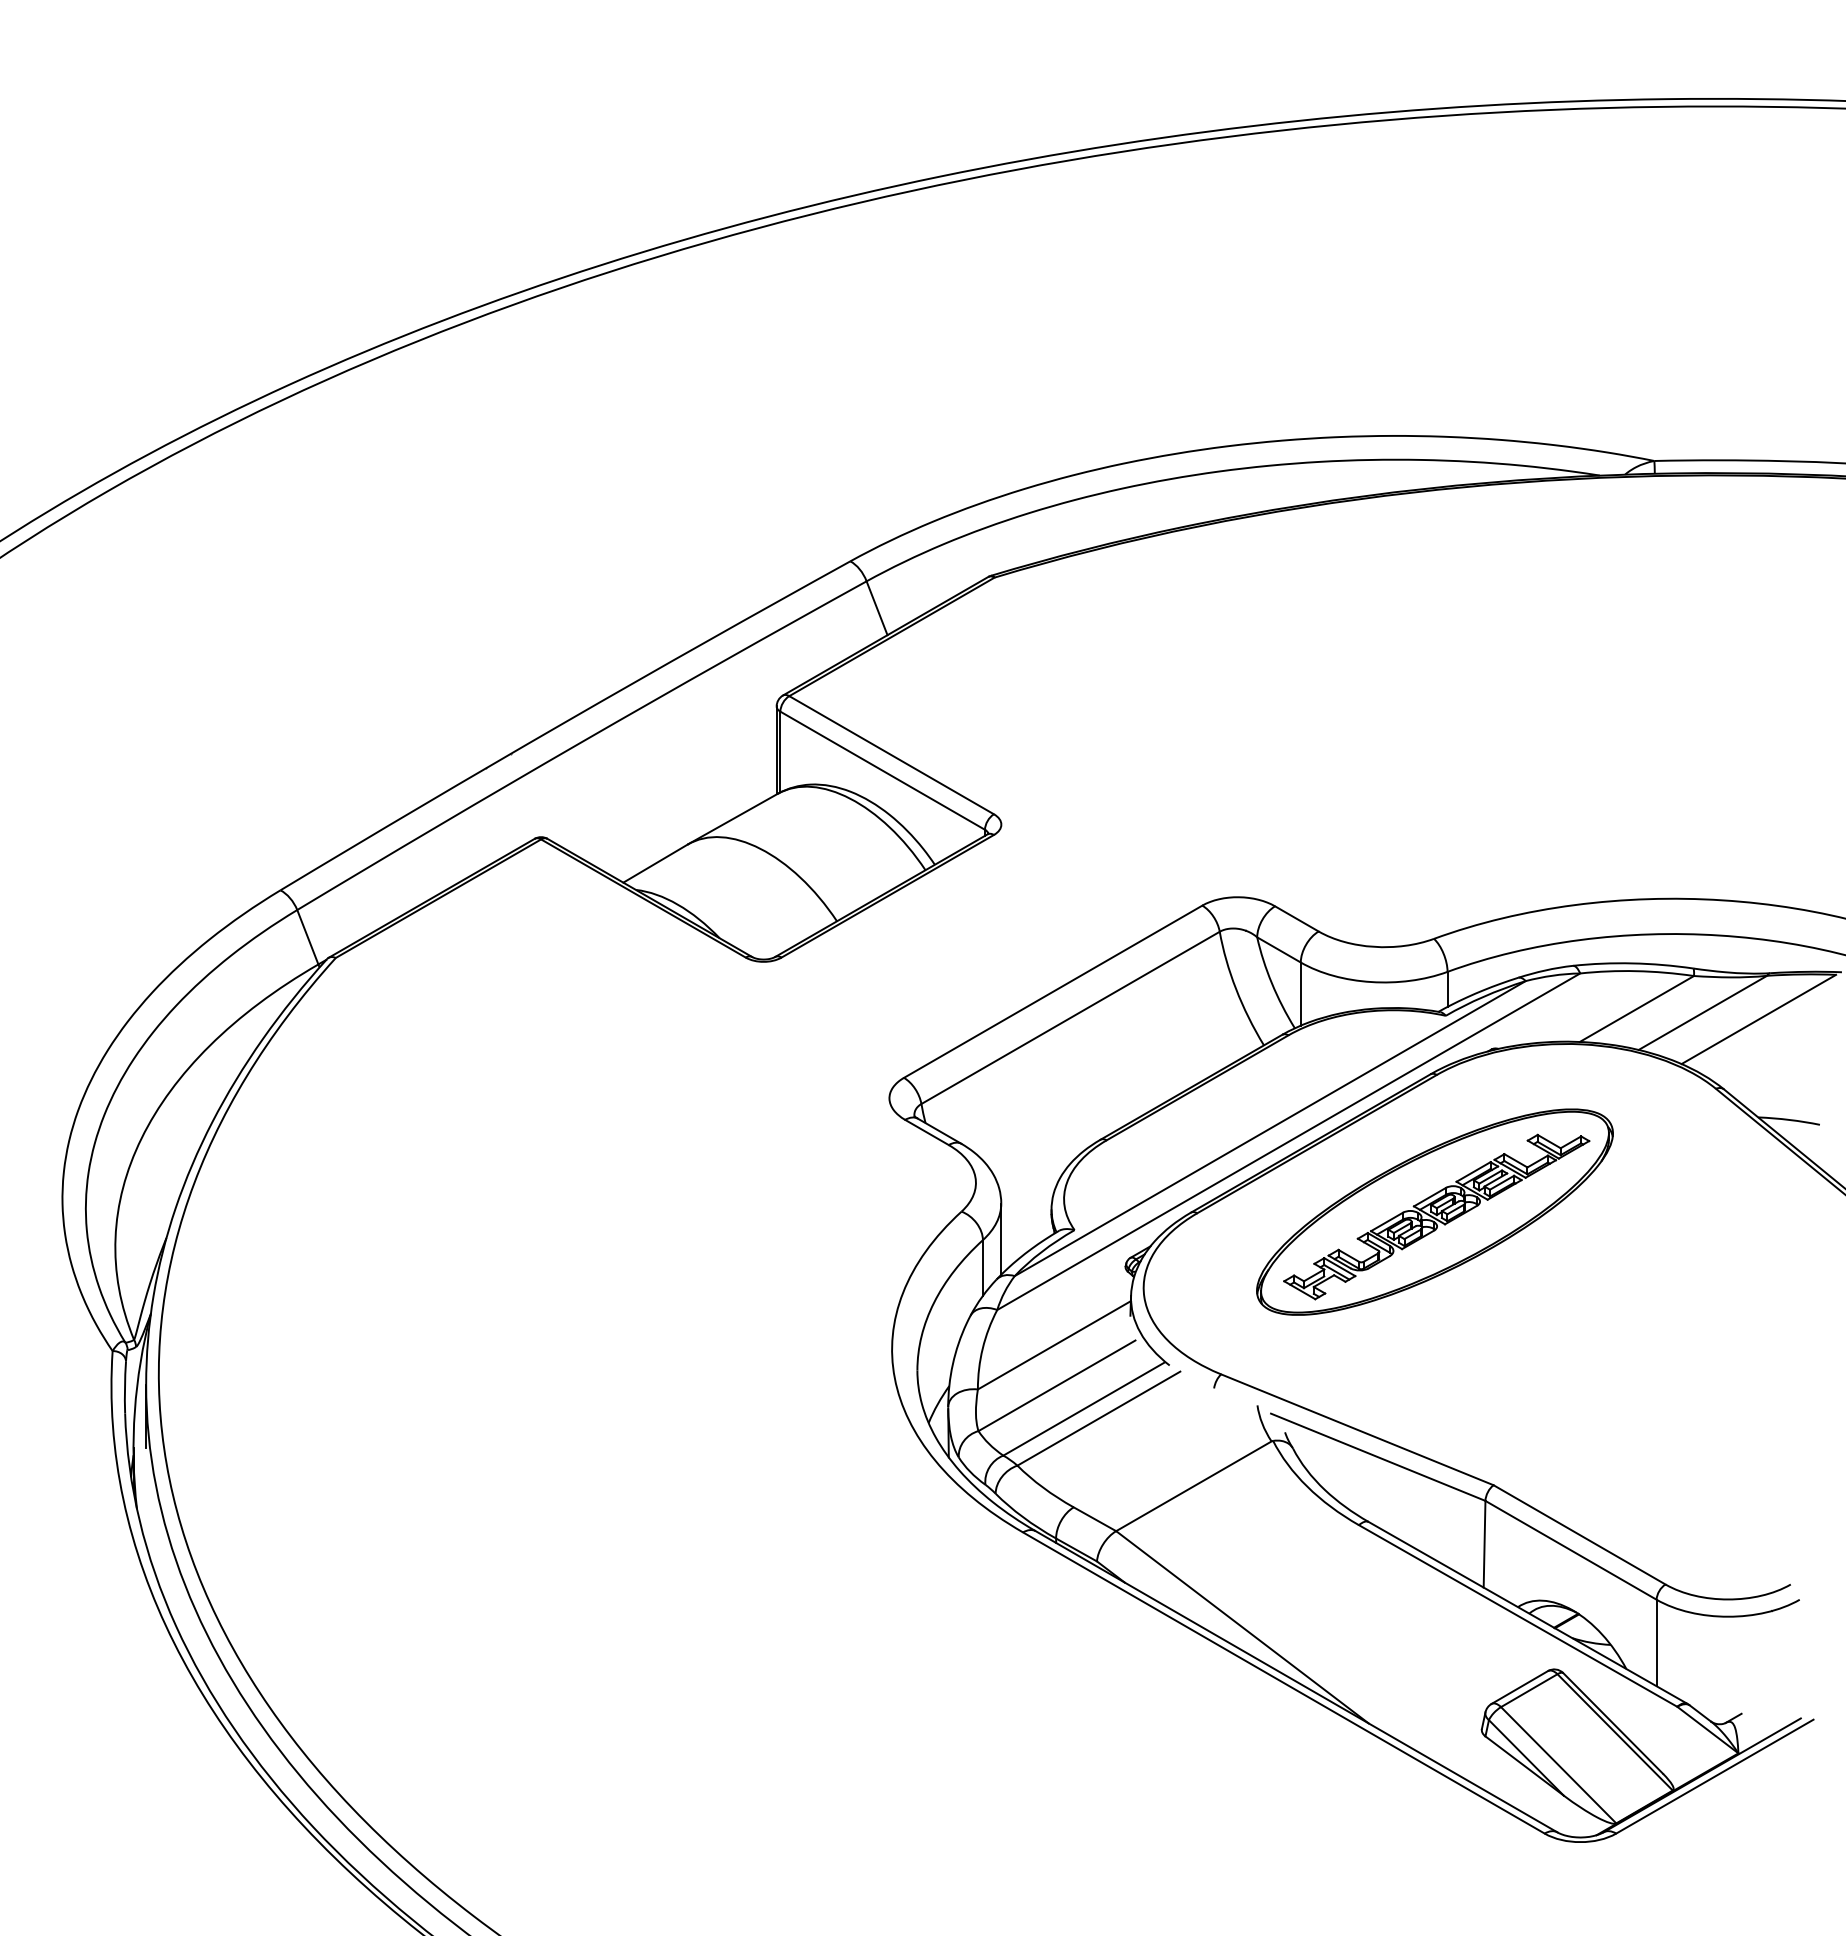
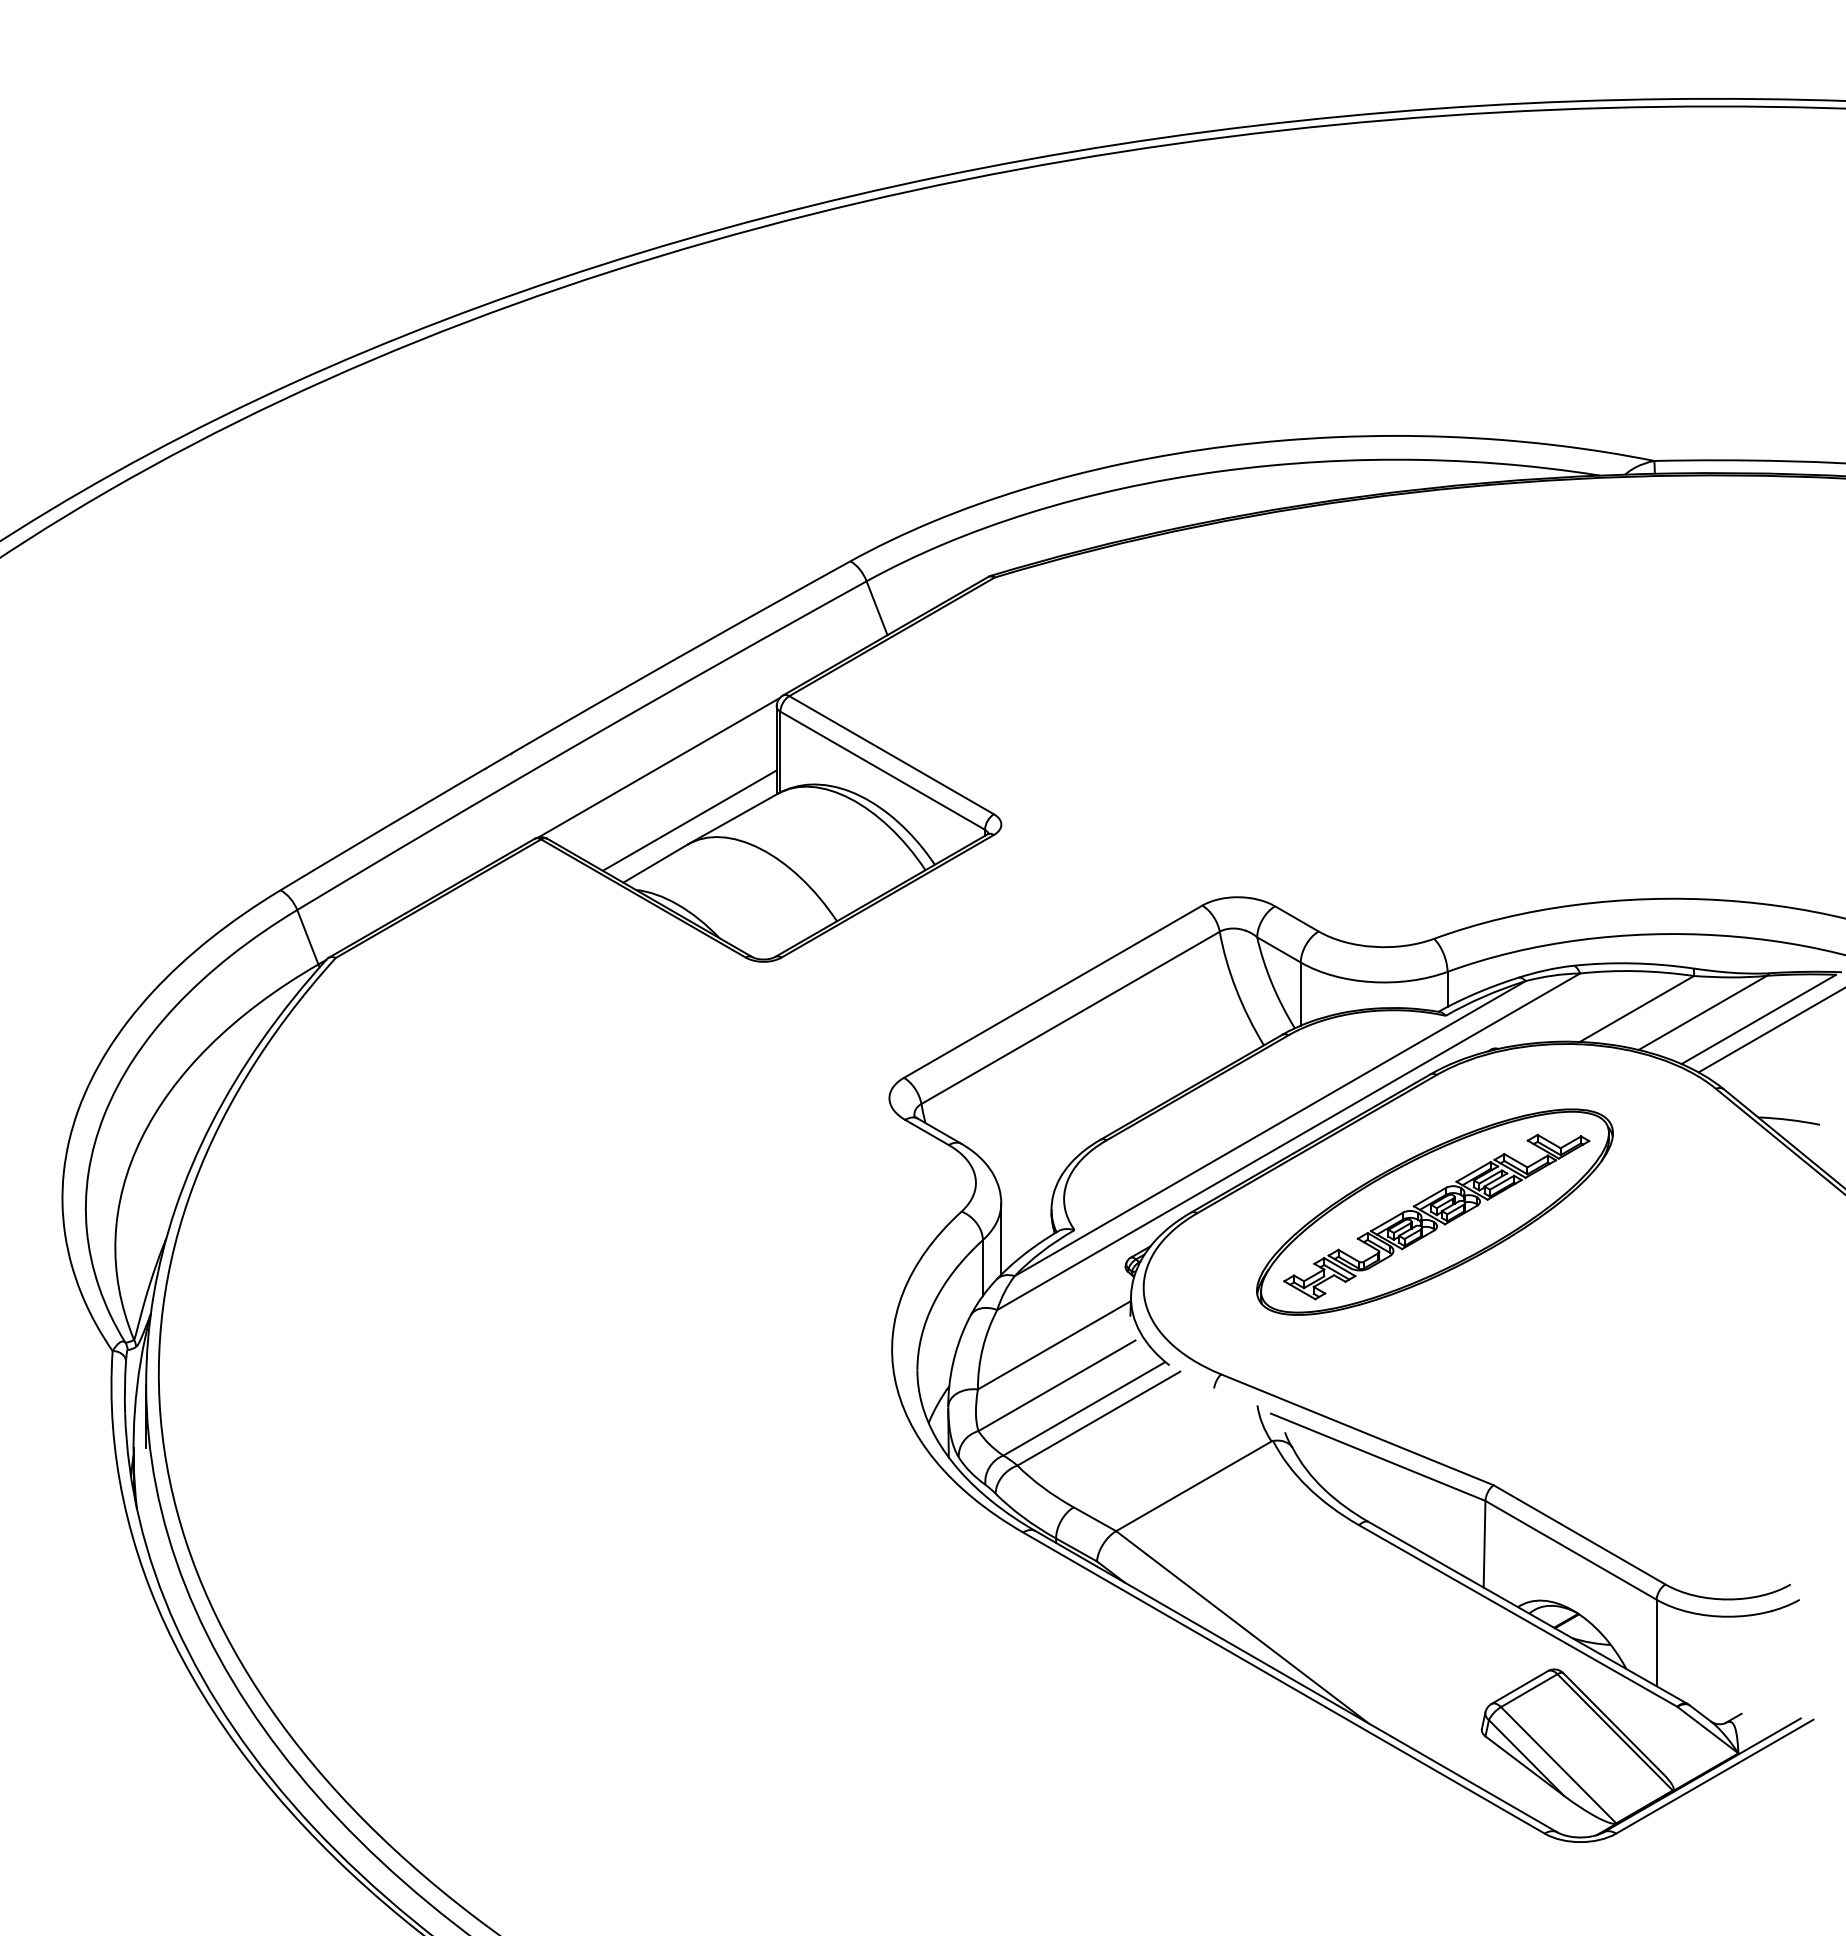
line: none -> present (658, 767)
line: none -> present (689, 820)
line: none -> present (1770, 1030)
